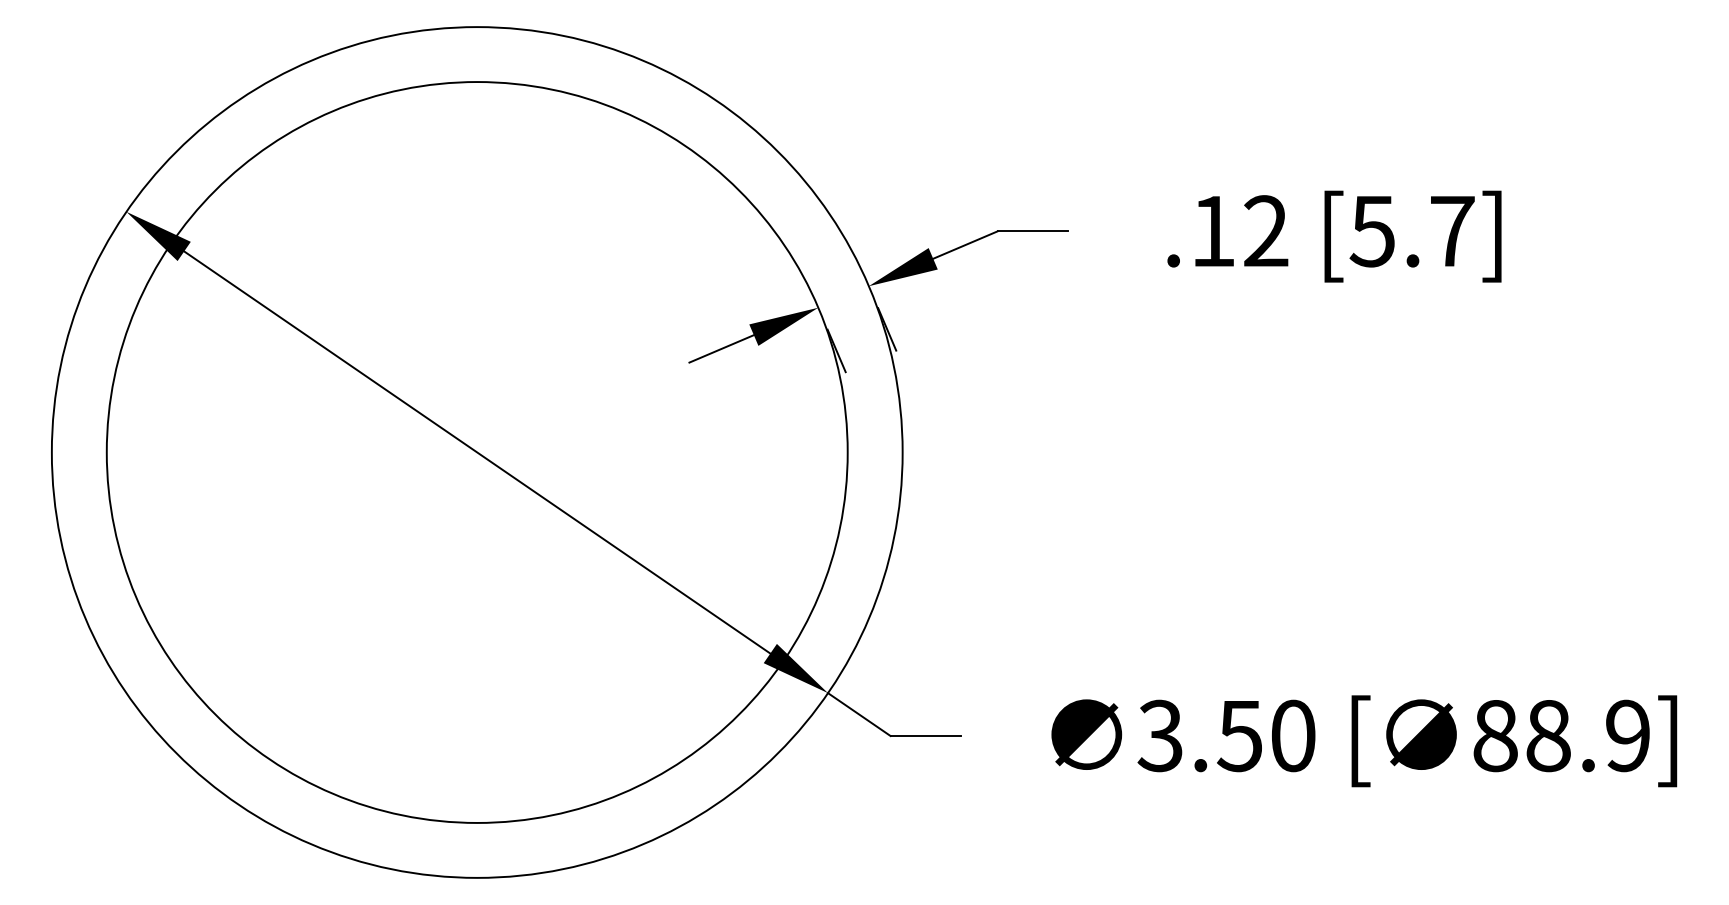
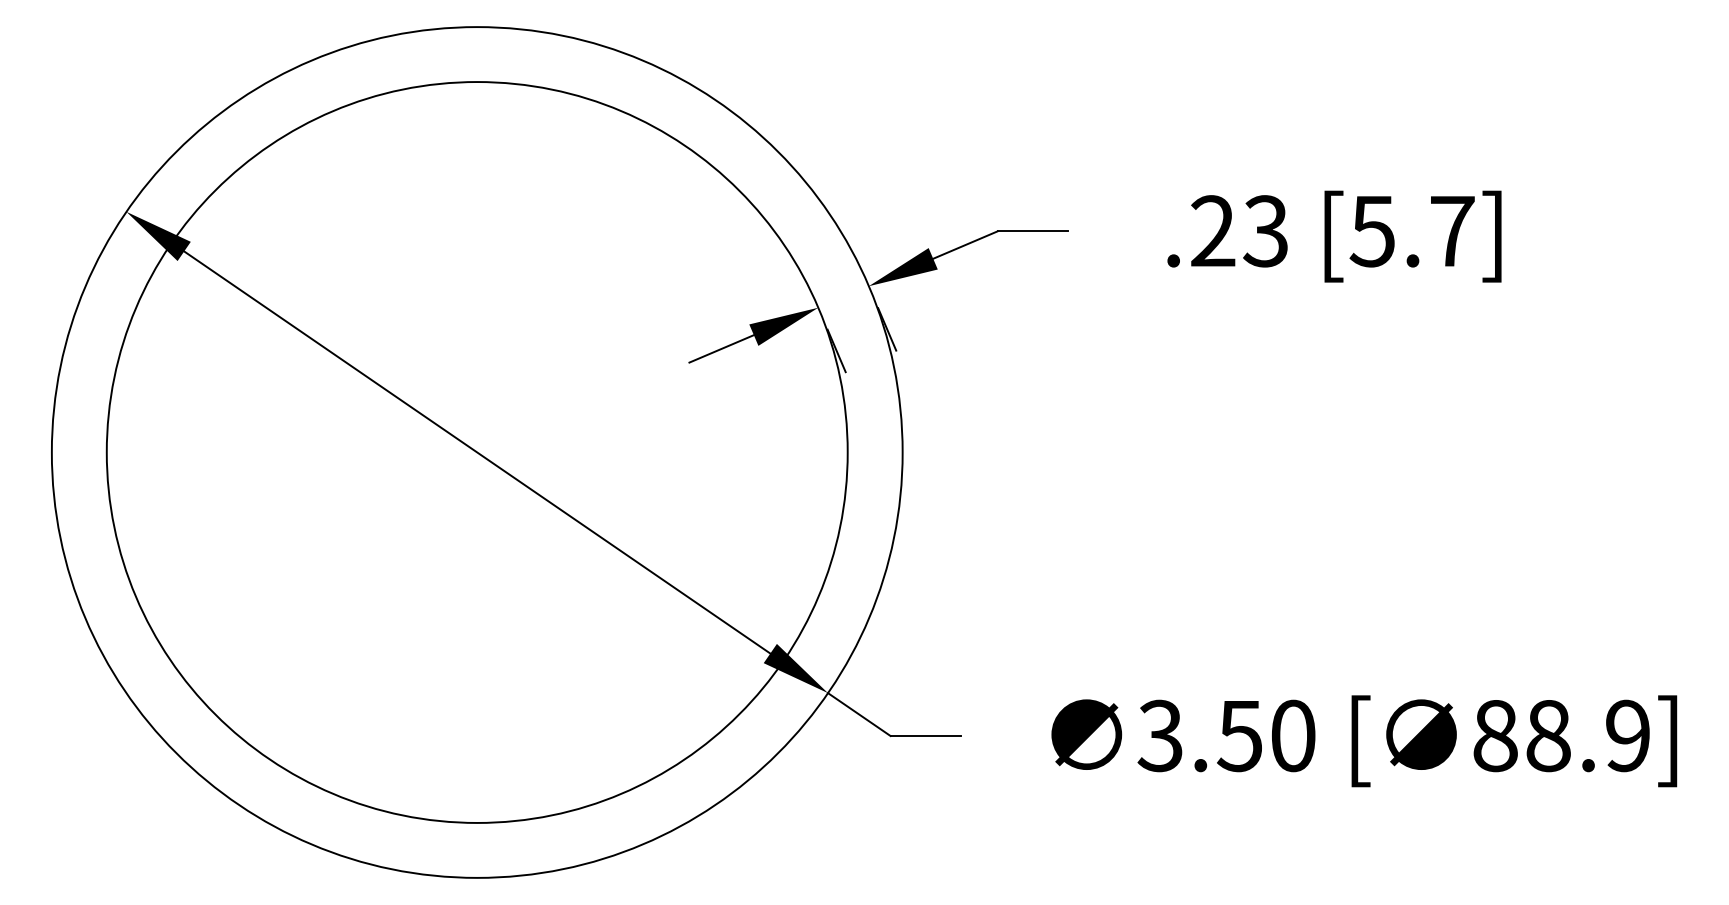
text: .12 -> .23 (1239, 231)
